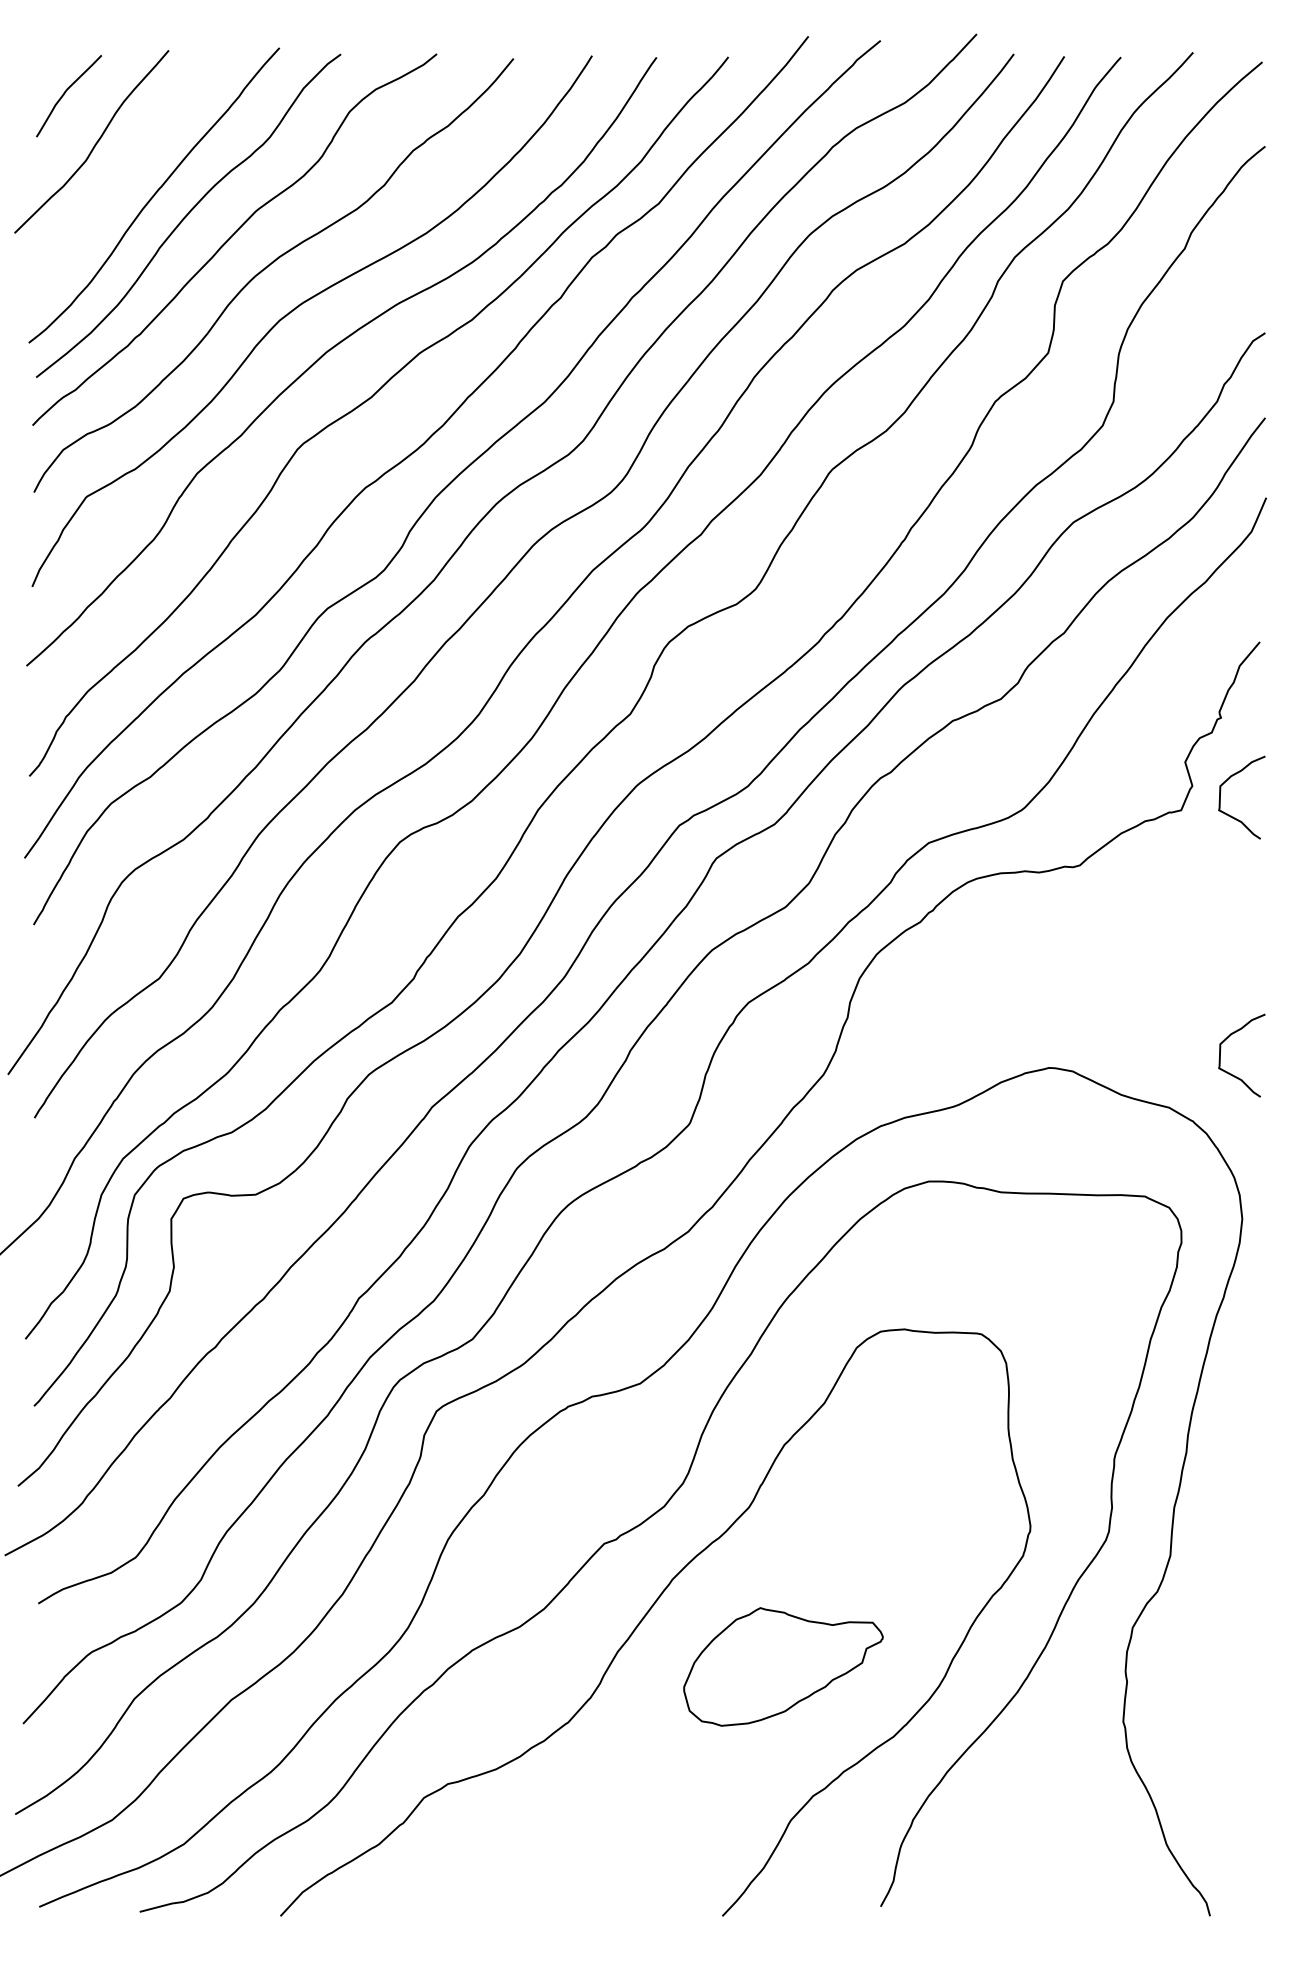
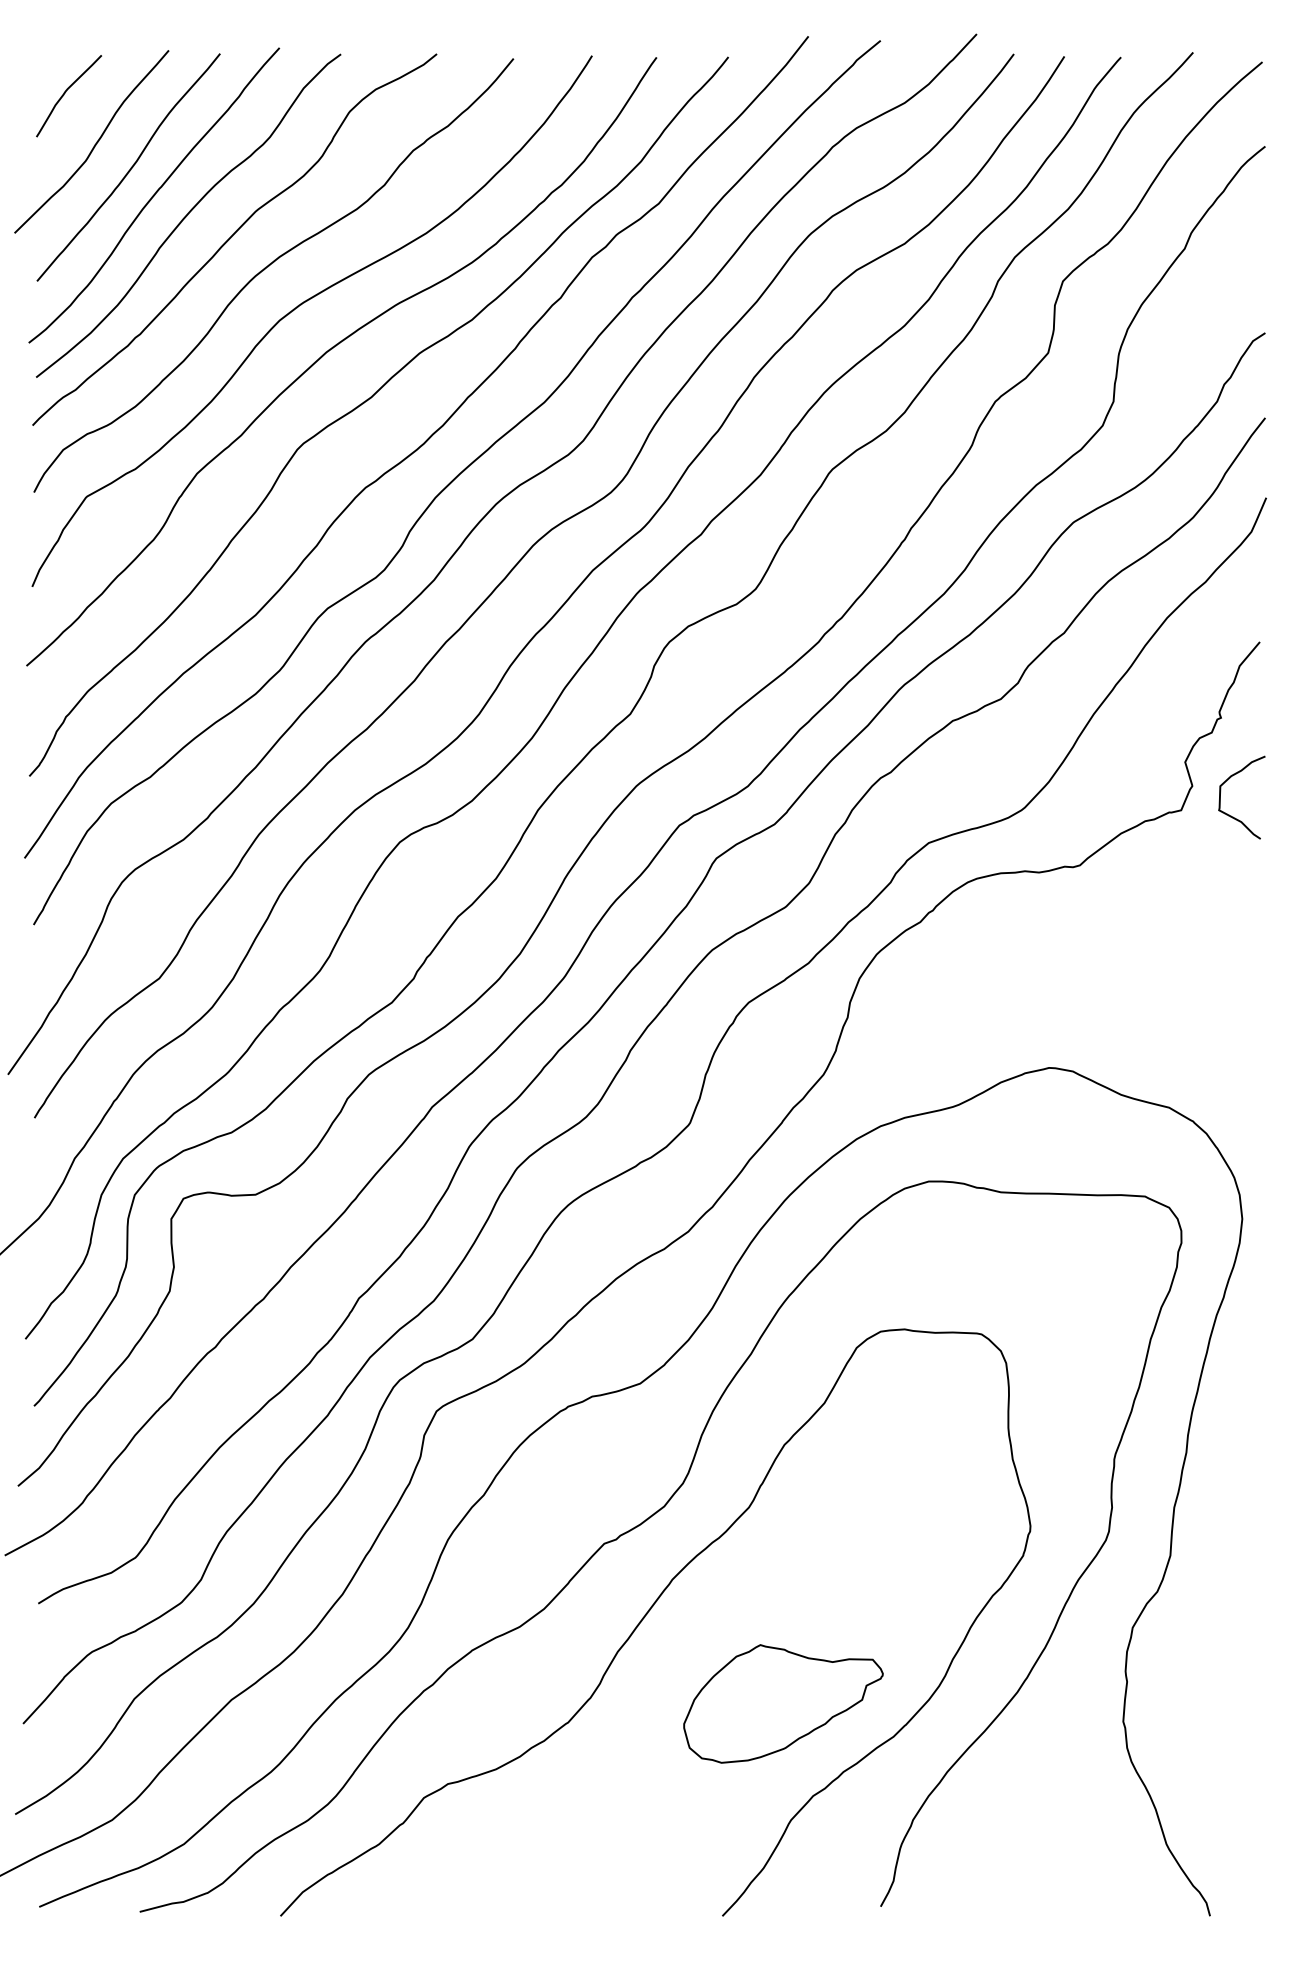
curve: none -> present (130, 167)
curve: present -> none (1231, 1073)
part position: (783, 1666) -> (783, 1703) (783, 1703)
